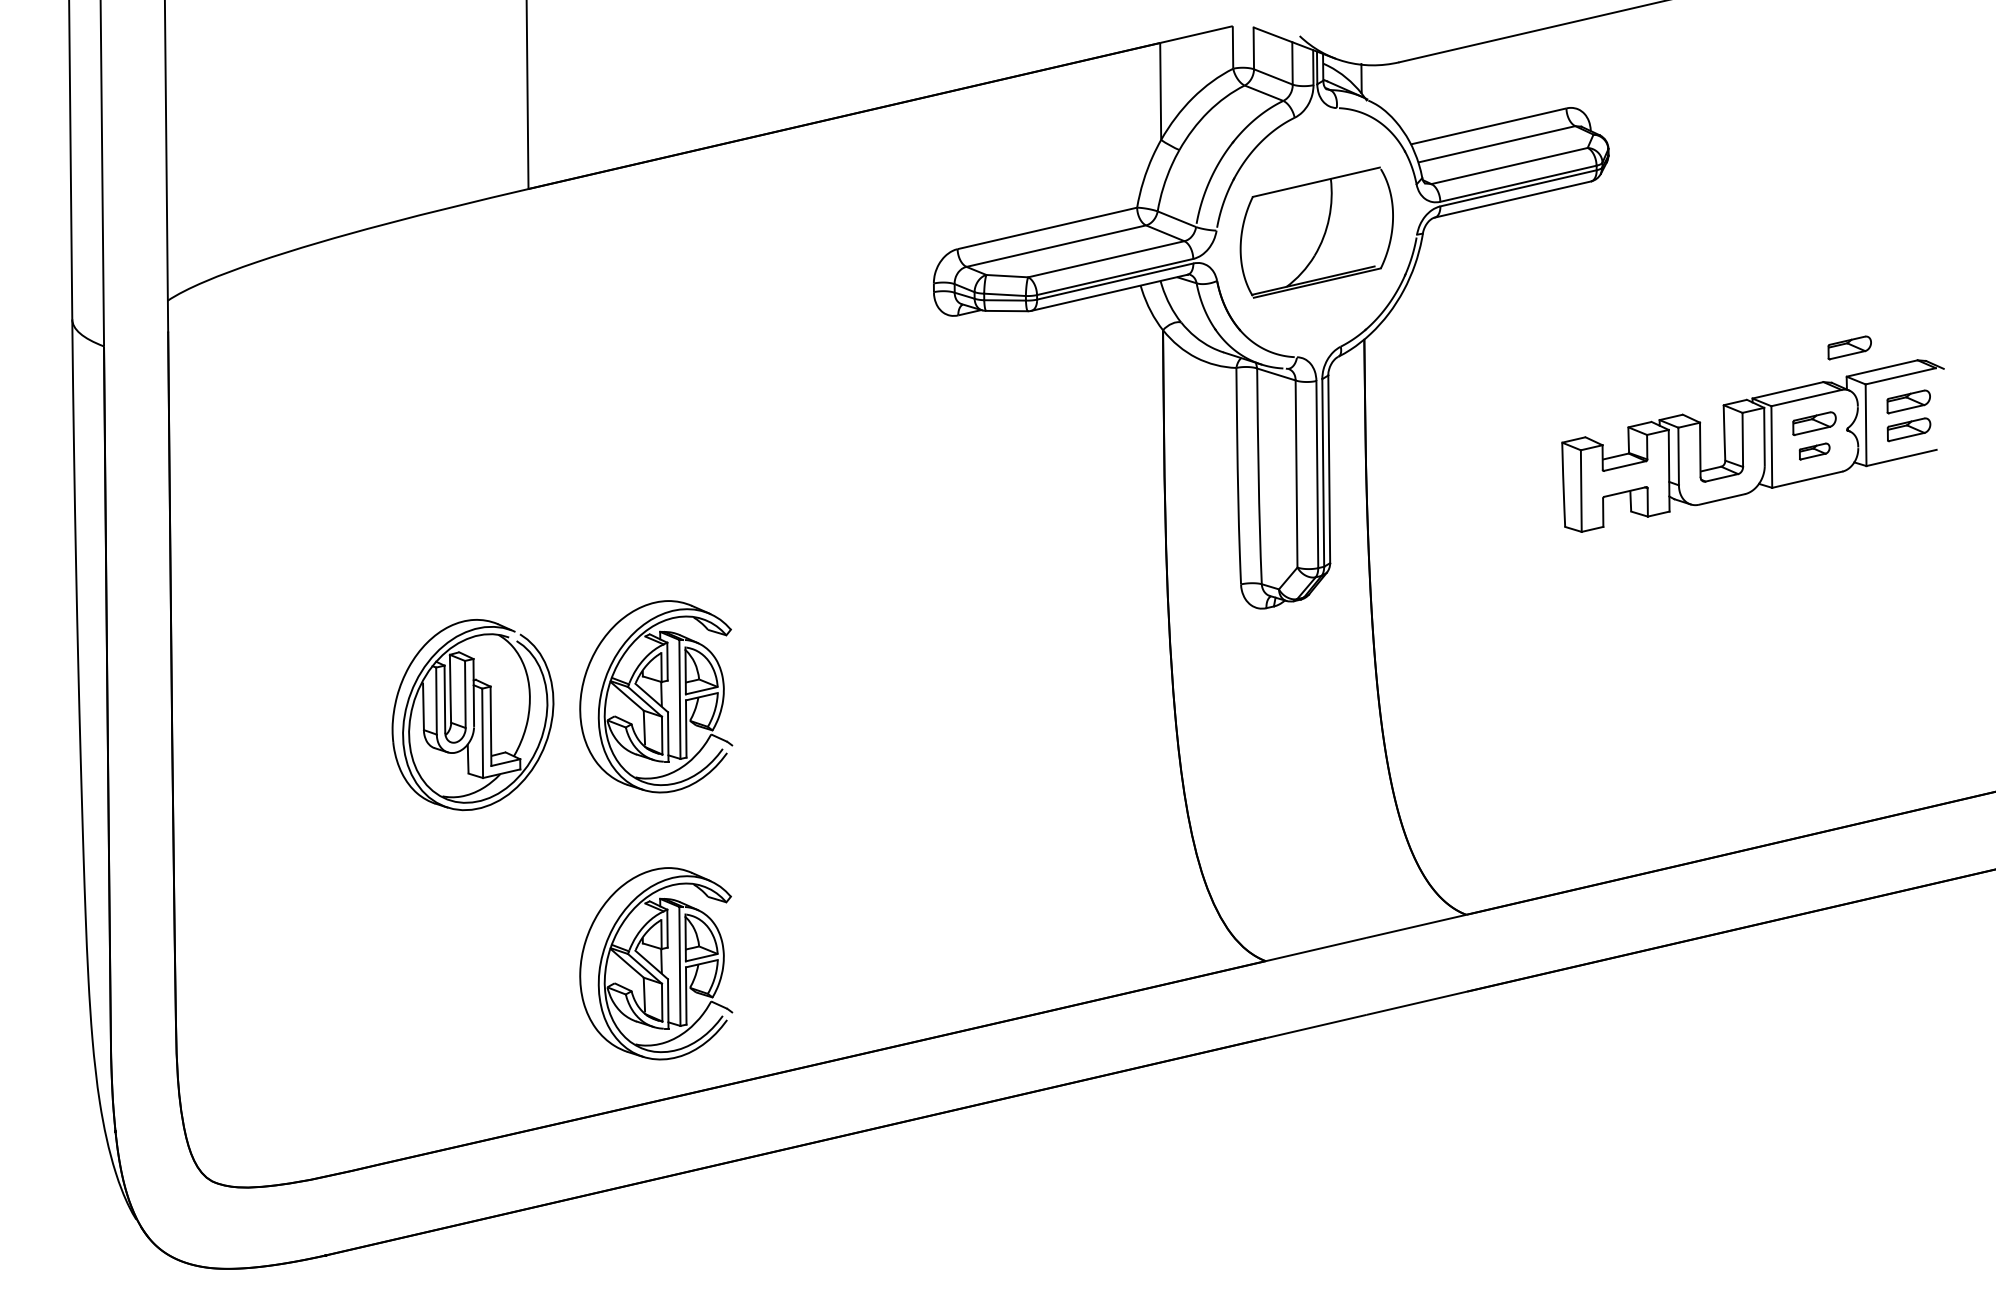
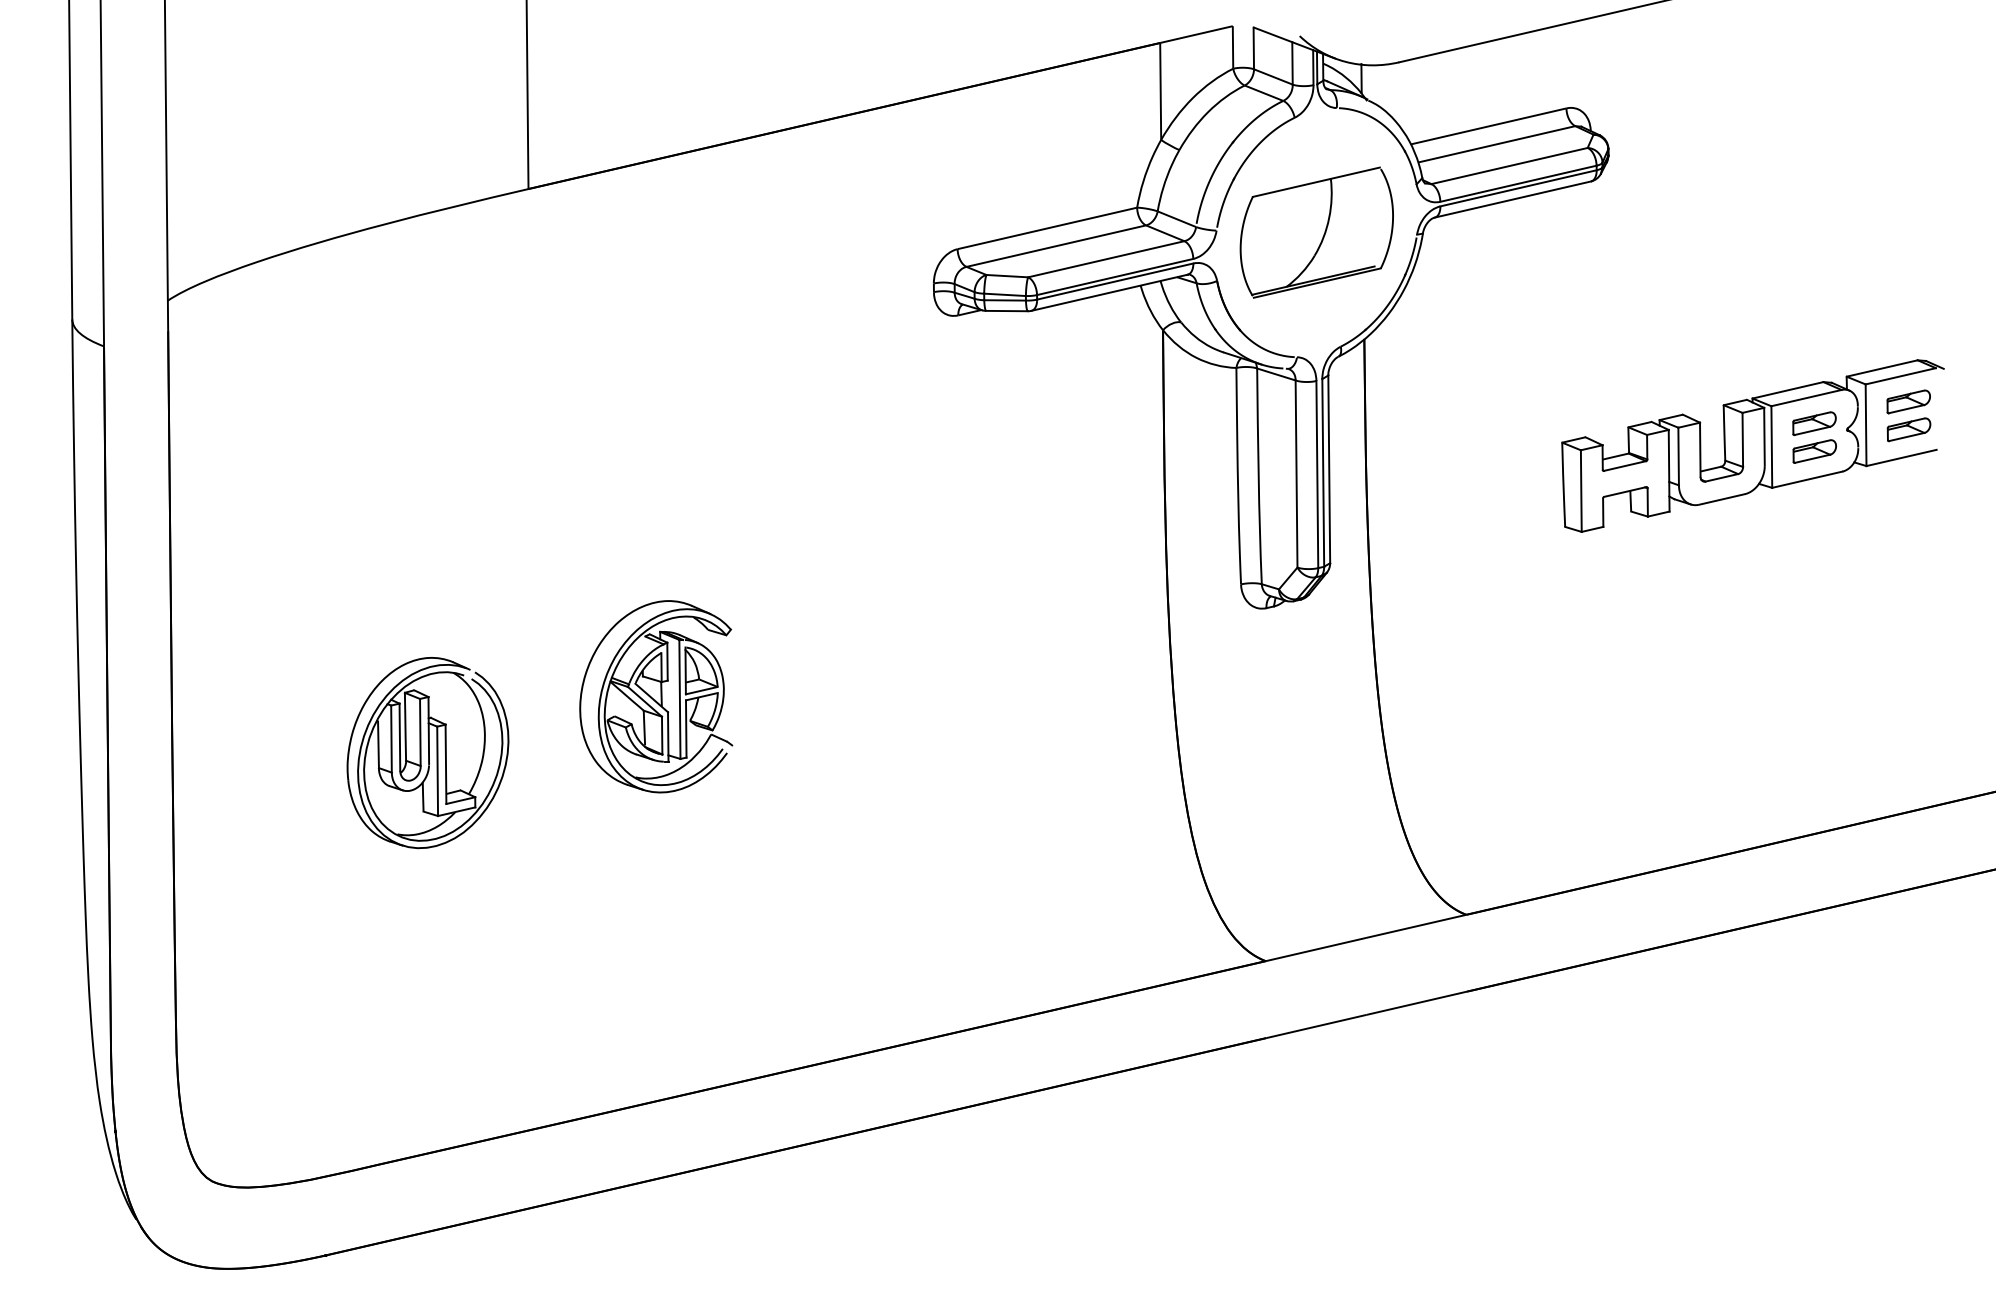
part: present -> none (1849, 347)
part size: 33x19 px -> 45x25 px (1814, 451)
part position: (472, 715) -> (427, 753) (427, 753)
part: present -> none (656, 963)
